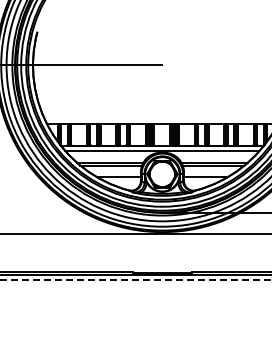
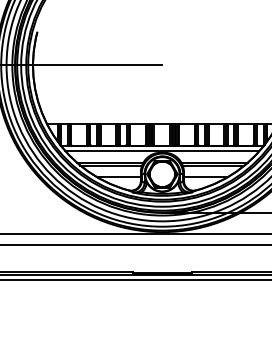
line: none -> present (135, 245)
line: dashed -> solid (136, 279)
